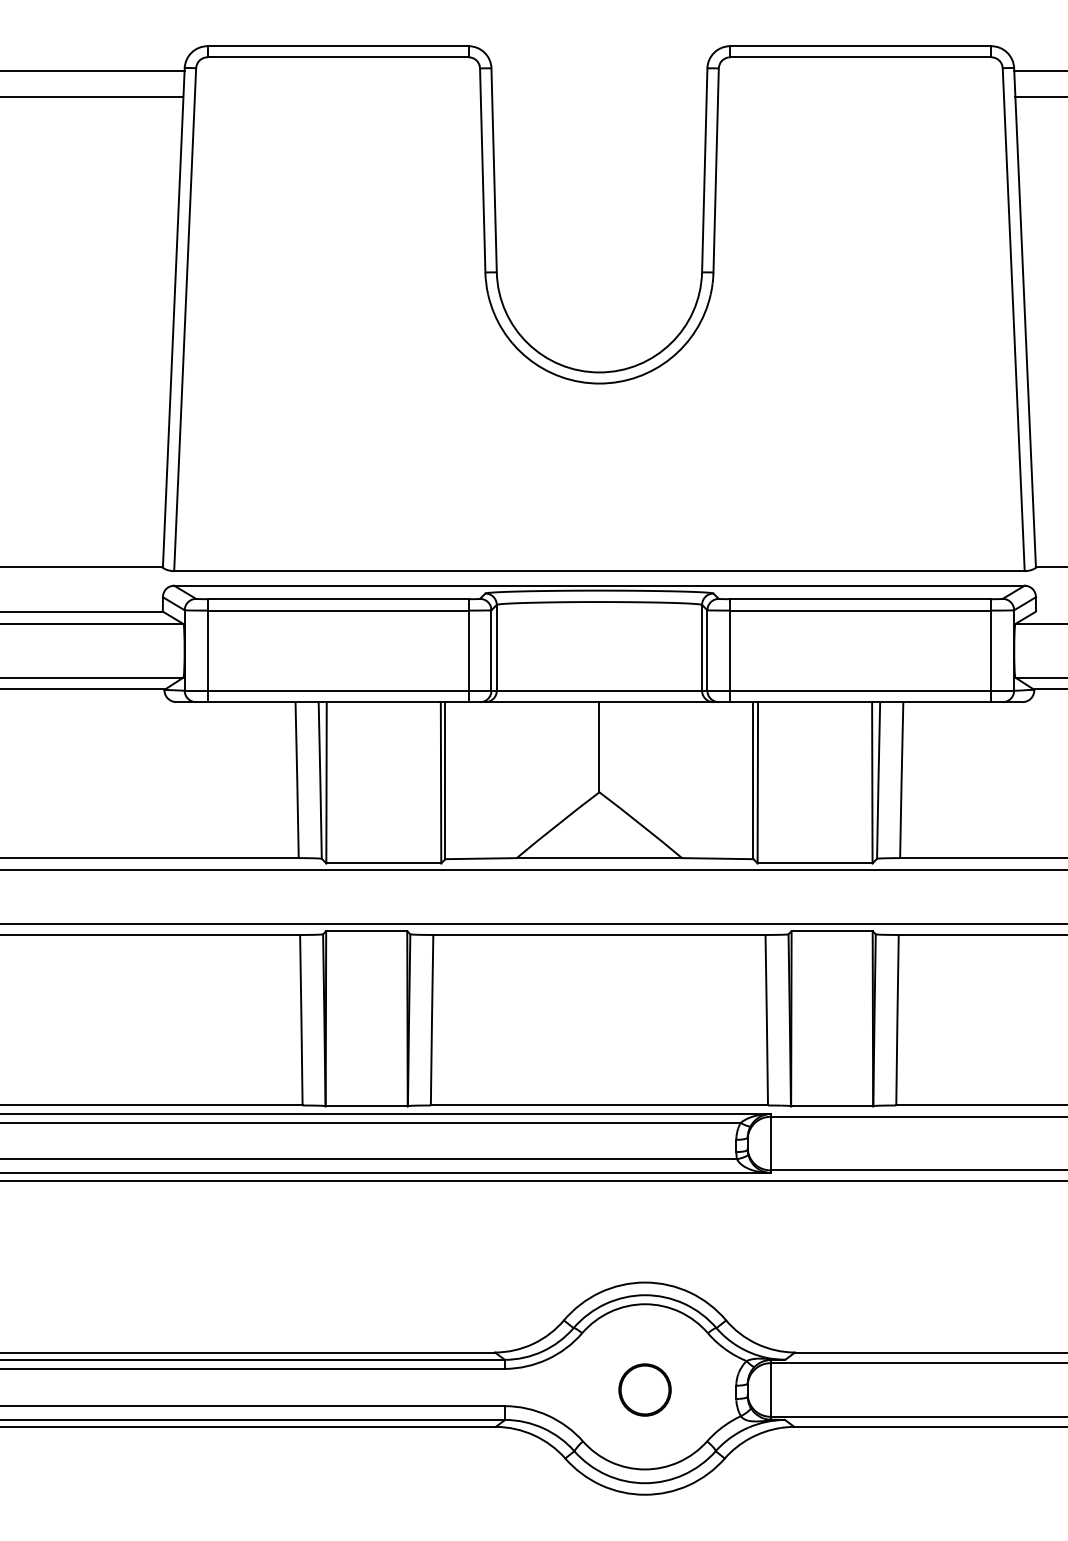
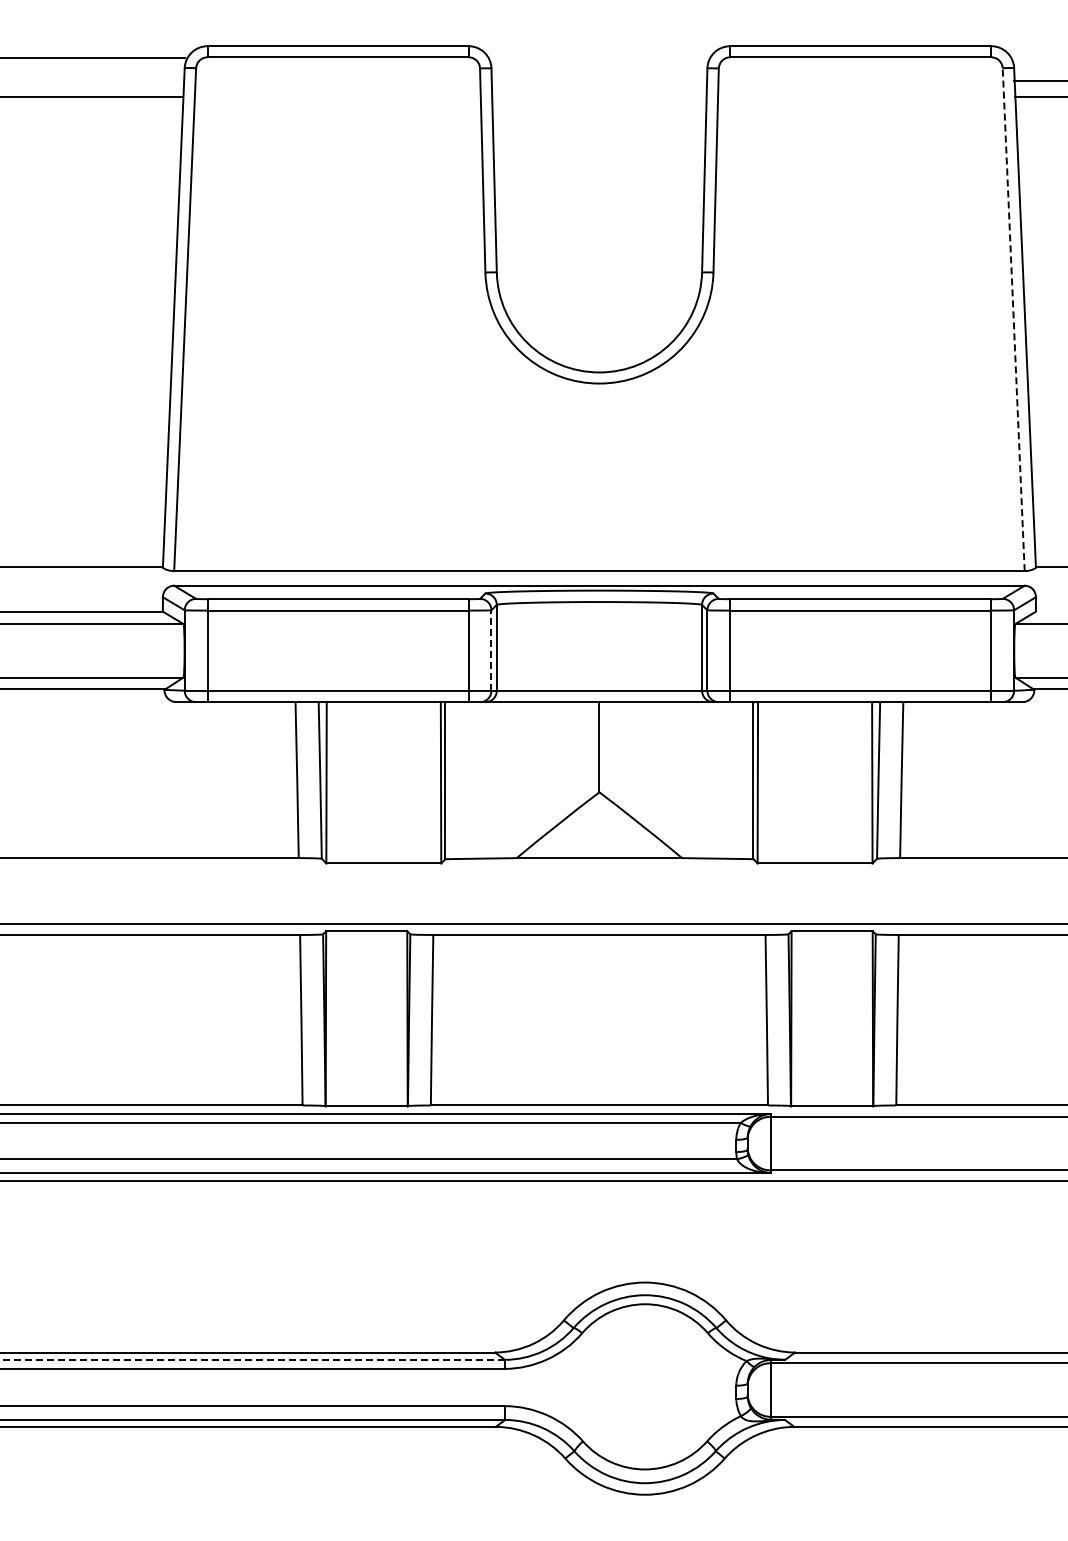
line position: (93, 70) -> (93, 57) (93, 57)
line position: (1039, 70) -> (1039, 80) (1039, 80)
line: solid -> dashed (1013, 319)
line: solid -> dashed (491, 650)
line: present -> none (533, 870)
line: solid -> dashed (252, 1359)
part: present -> none (644, 1389)
